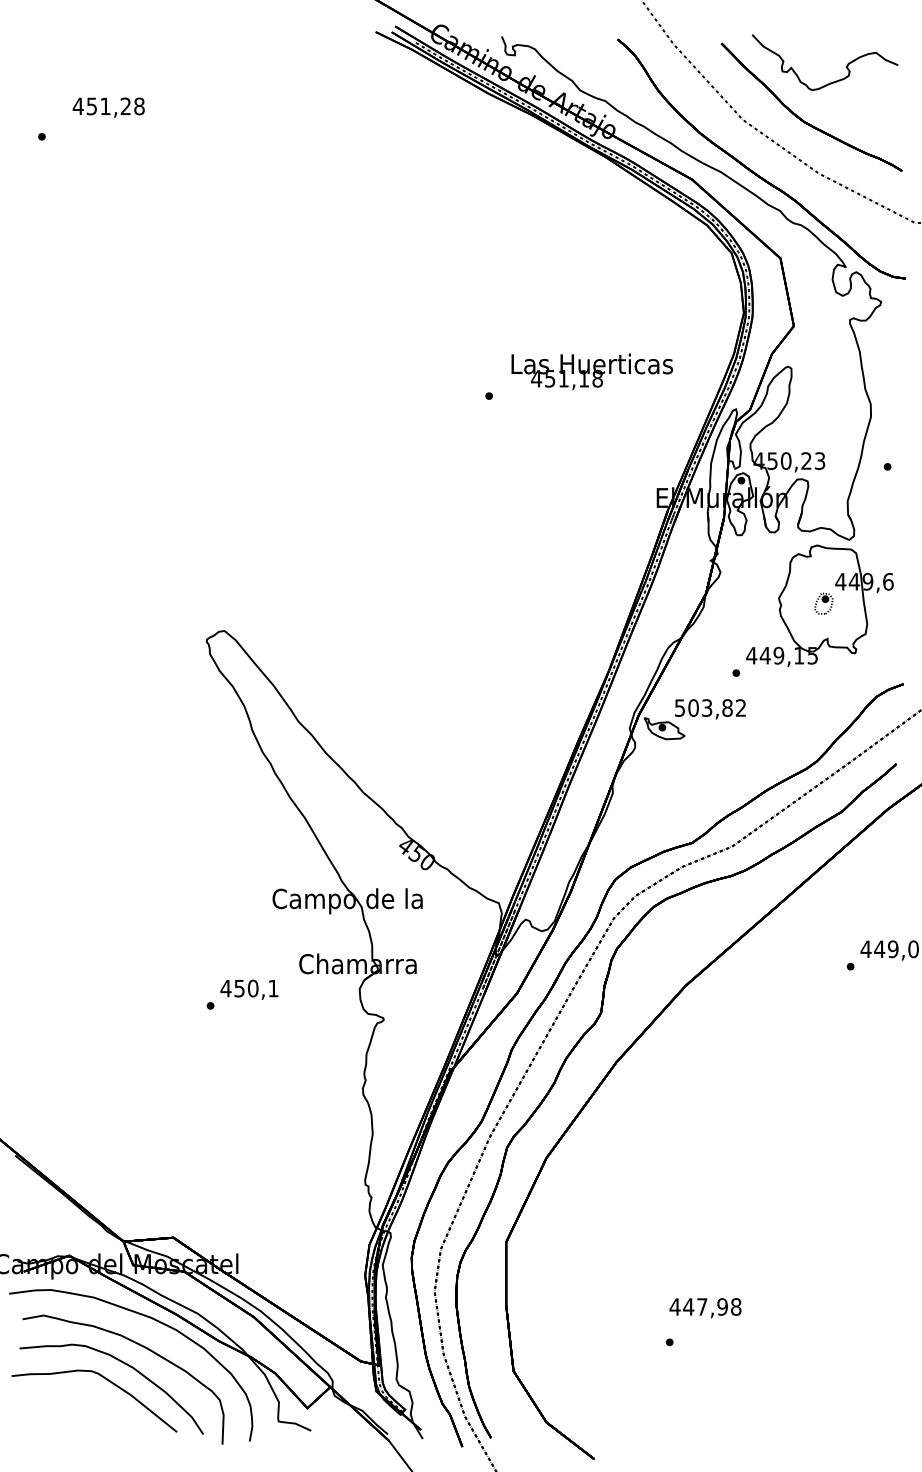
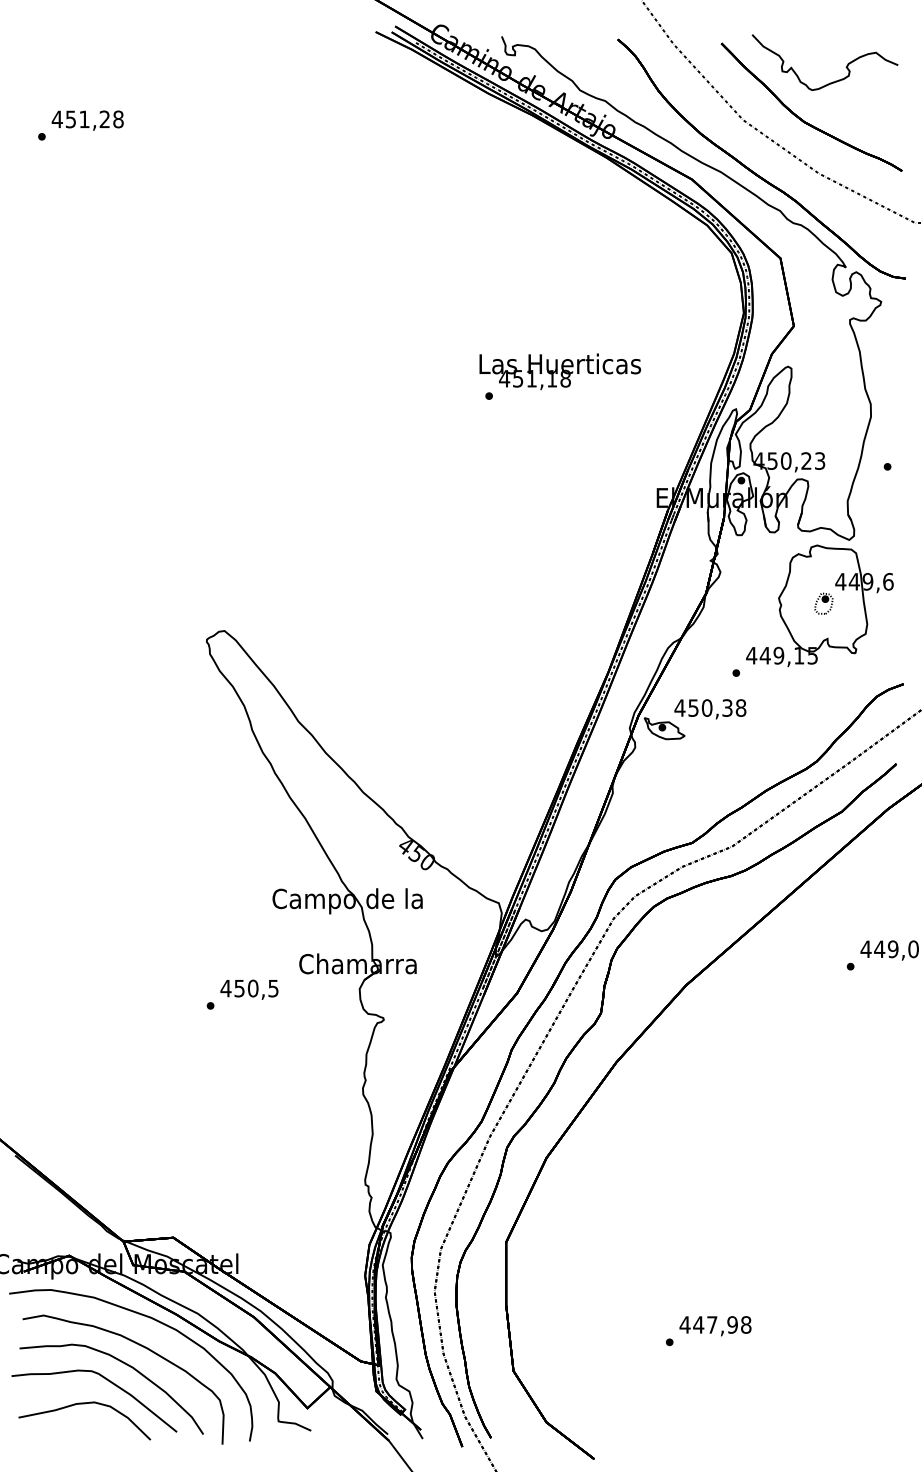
text position: (108, 107) -> (87, 120) (87, 120)
text position: (591, 371) -> (559, 371) (559, 371)
text: 503,82 -> 450,38 (710, 707)
text: 450,1 -> 450,5 (273, 988)
text position: (705, 1308) -> (715, 1326) (715, 1326)
curve: none -> present (84, 1404)
